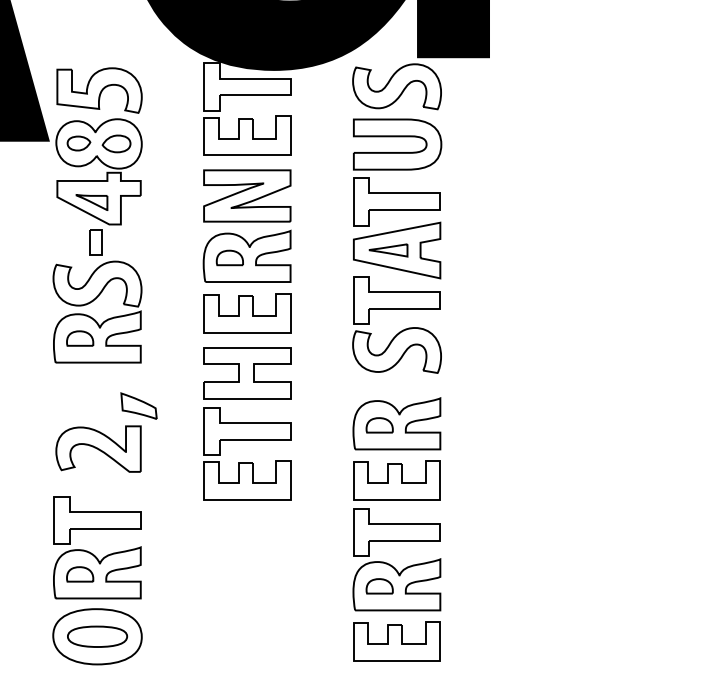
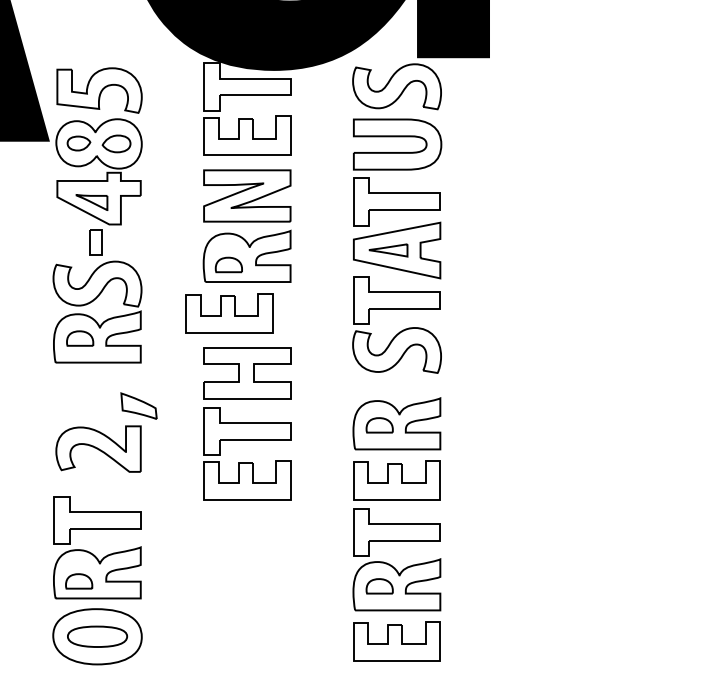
part position: (229, 257) -> (228, 264) (228, 264)
part position: (247, 313) -> (229, 313) (229, 313)
part position: (80, 574) -> (79, 581) (79, 581)
